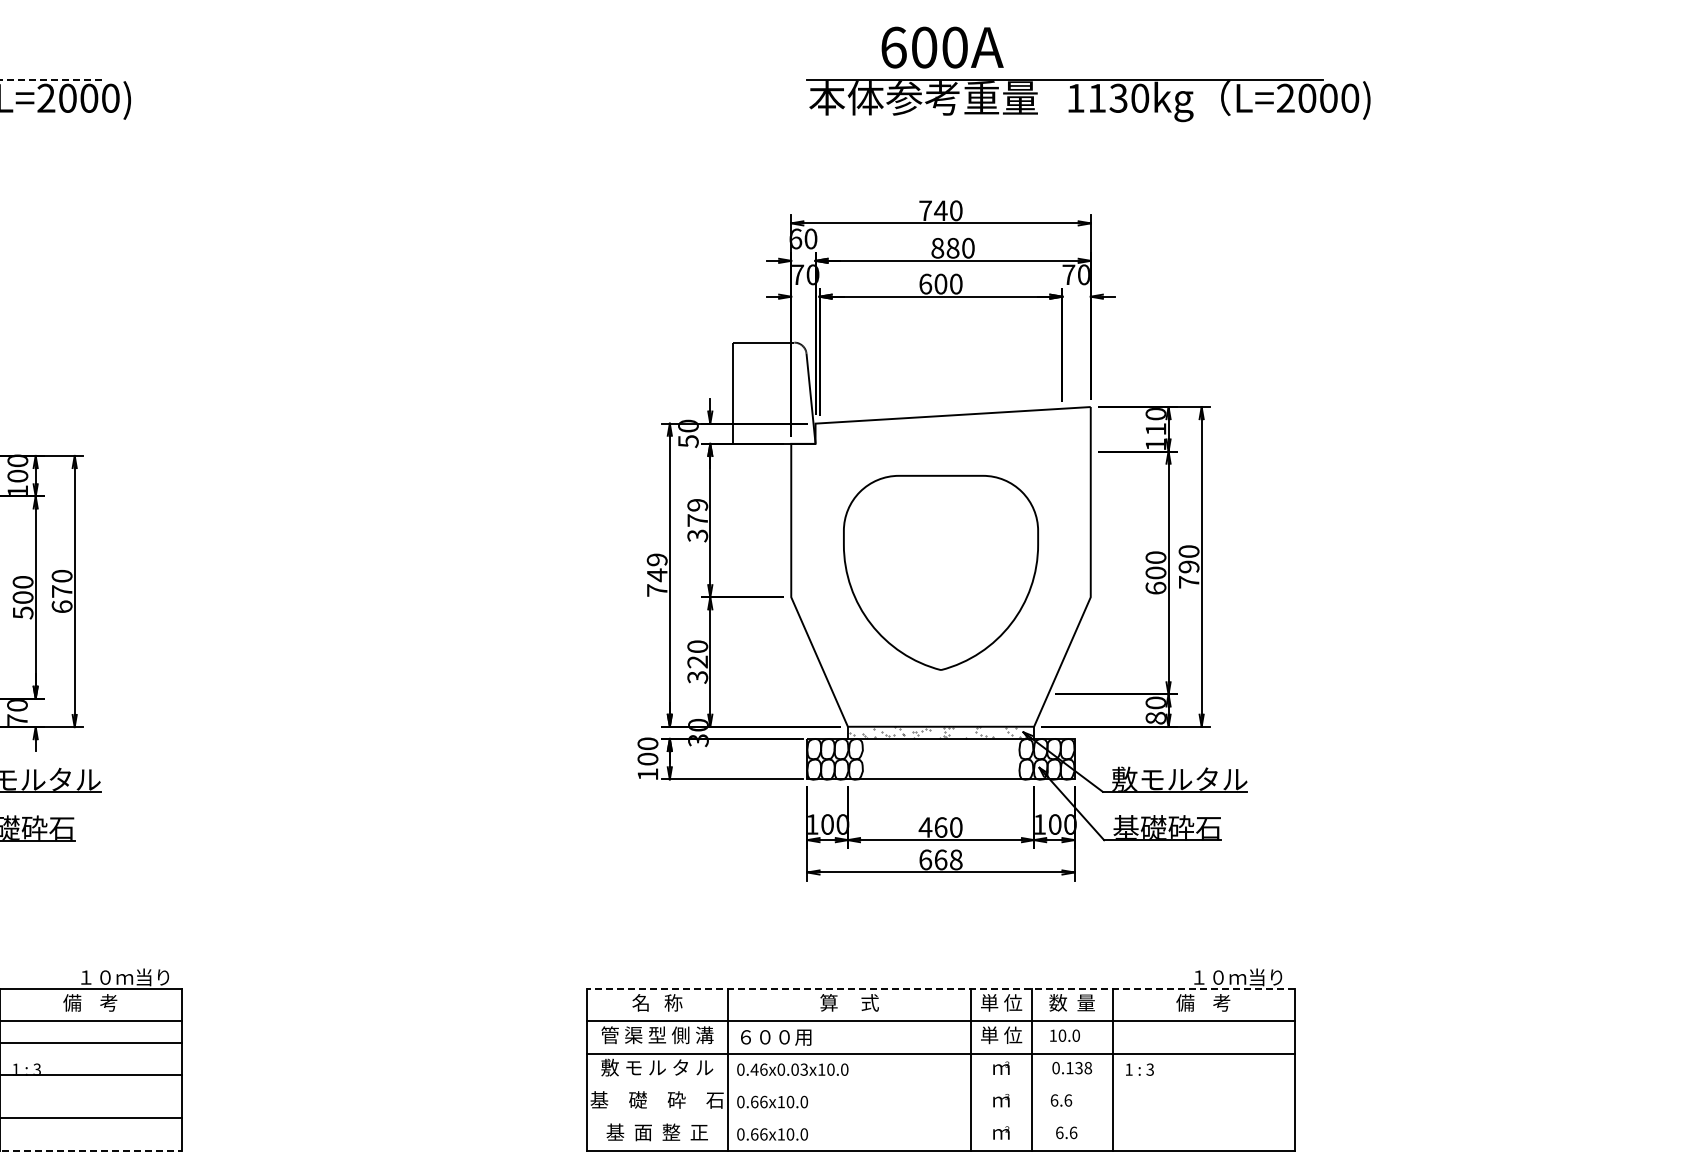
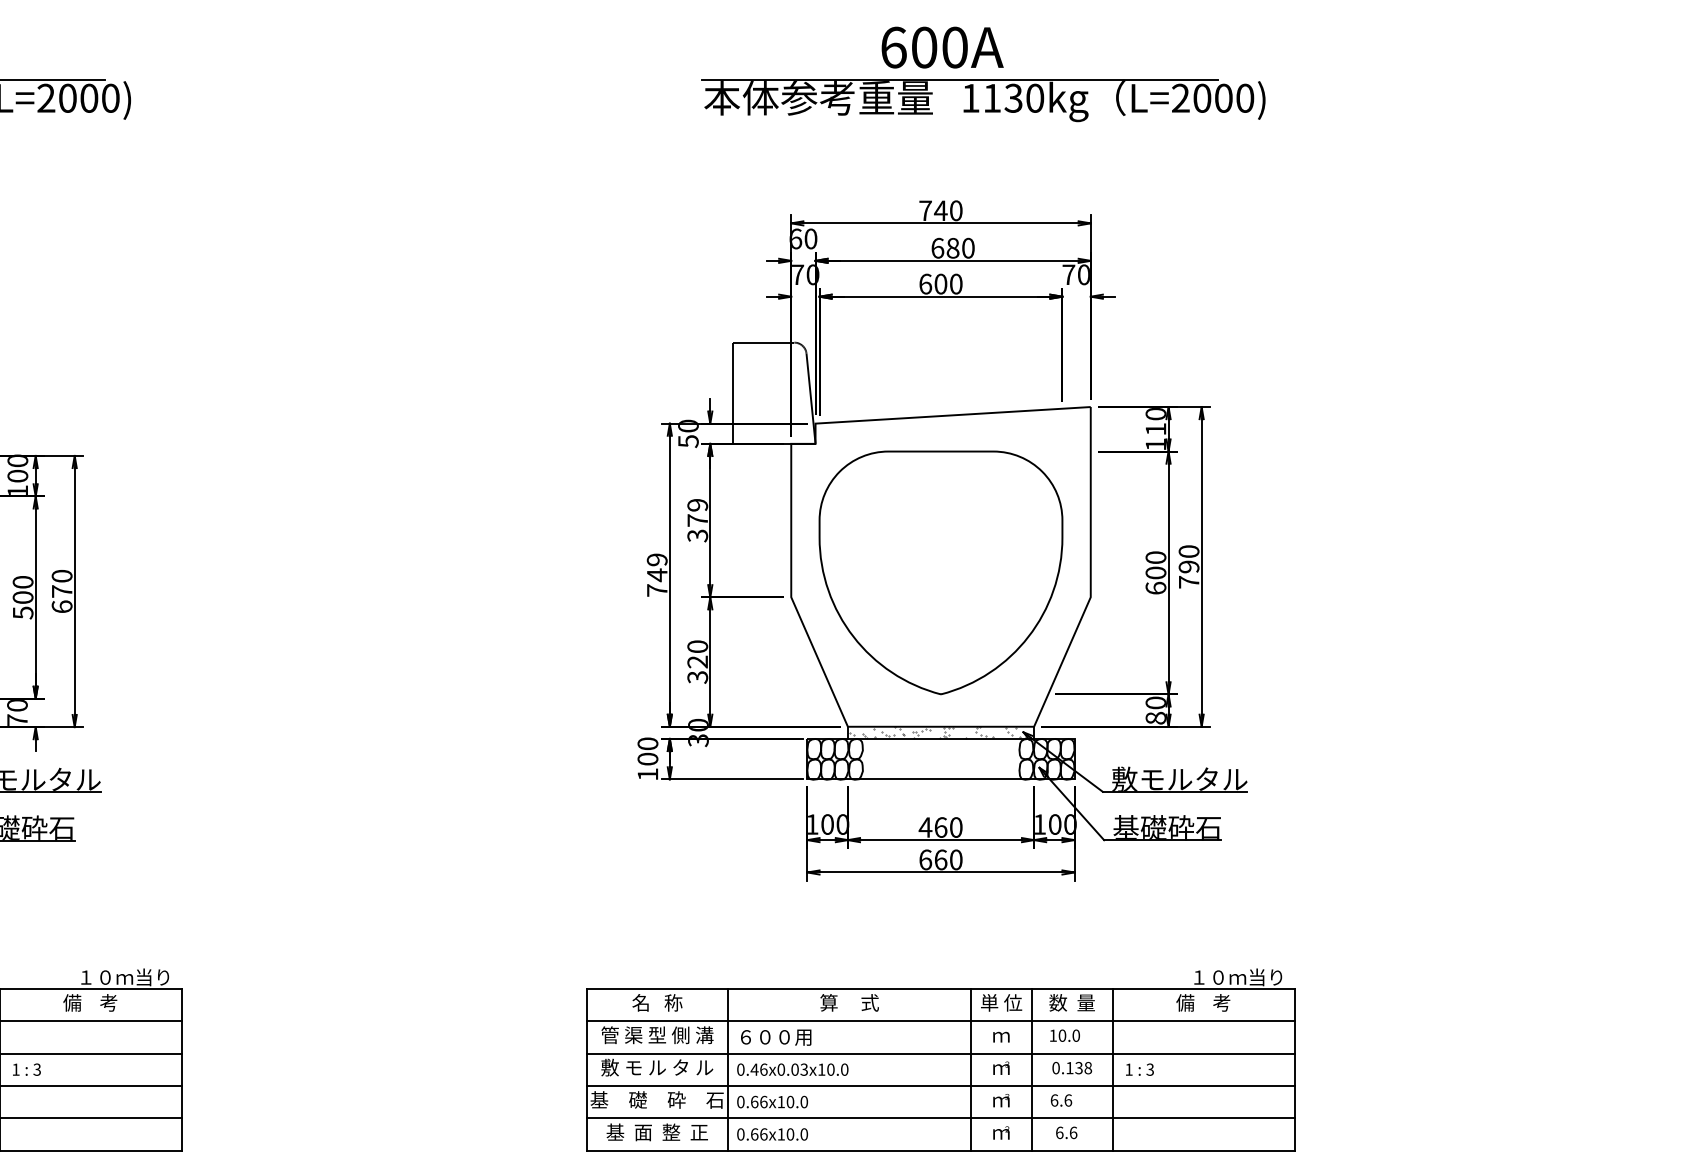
line: dashed -> solid (52, 79)
part position: (1096, 100) -> (991, 100) (991, 100)
text: 880 -> 680 (937, 247)
part size: 196x196 px -> 246x246 px (940, 572)
text: 668 -> 660 (956, 859)
line: dashed -> solid (940, 988)
text: 単 位 -> ｍ (1001, 1035)
line position: (91, 1042) -> (91, 1053) (91, 1053)
line position: (91, 1074) -> (91, 1085) (91, 1085)
line: none -> present (940, 1085)
line: none -> present (940, 1118)
line: dashed -> solid (90, 1150)
